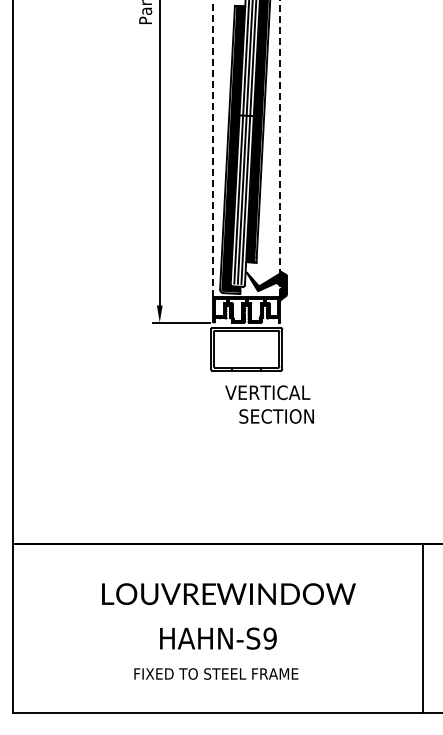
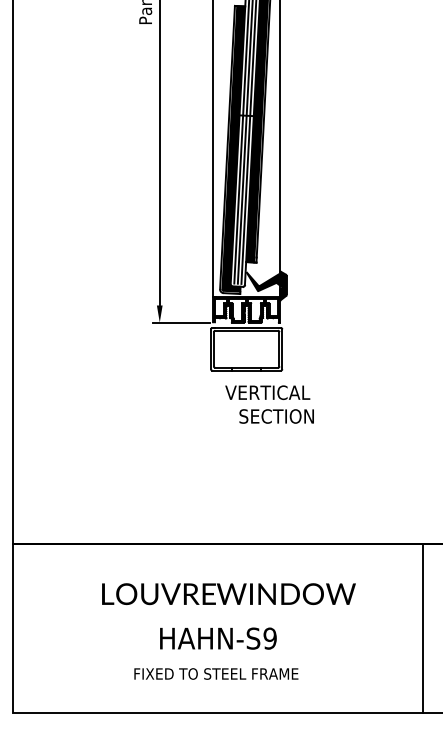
line: dashed -> solid (213, 148)
line: dashed -> solid (280, 149)
